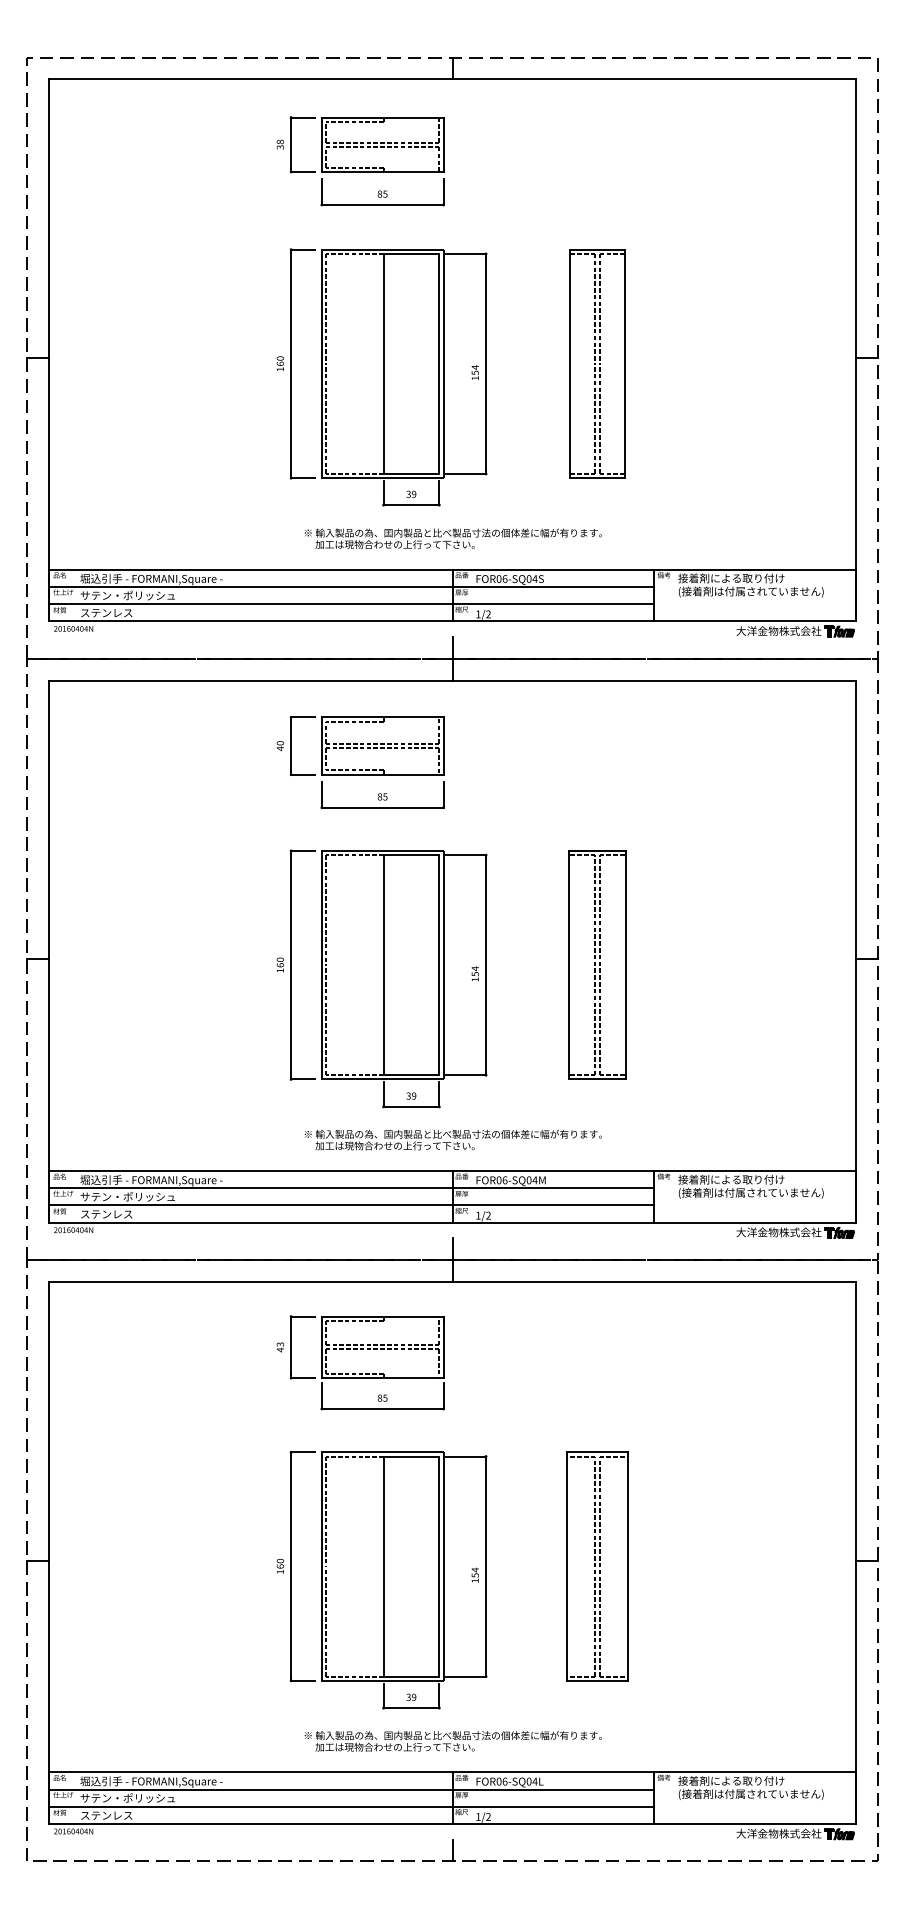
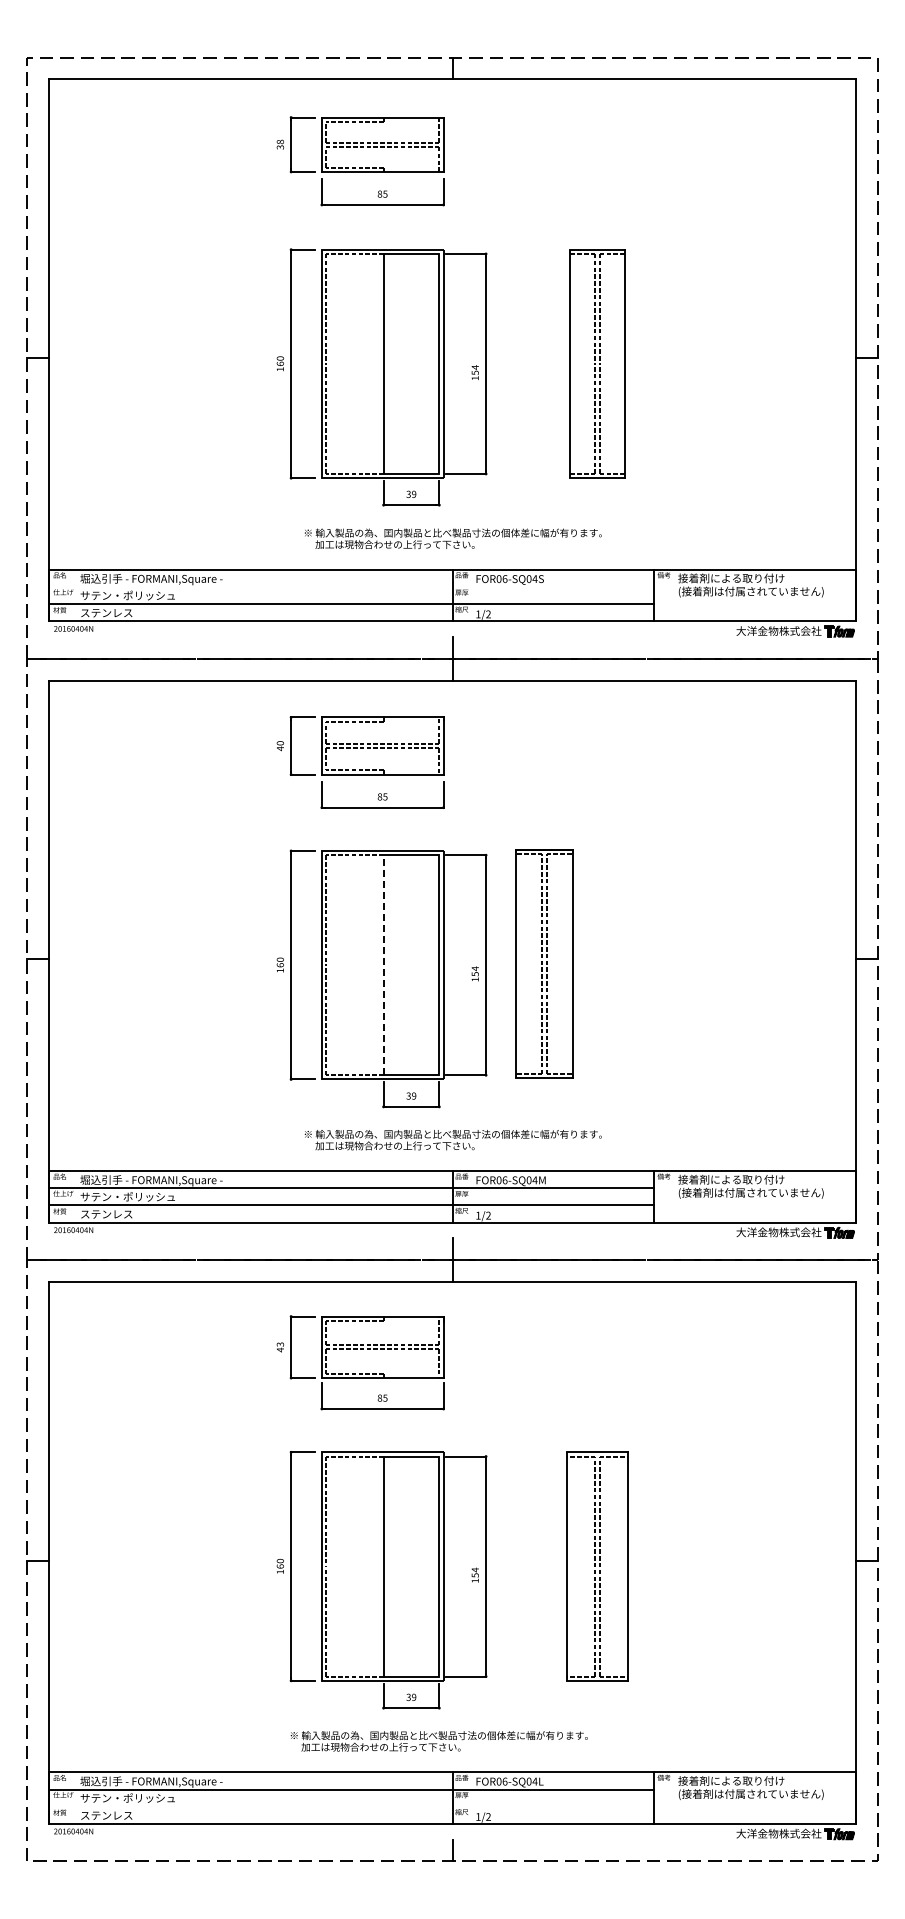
line: present -> none (351, 587)
part position: (597, 964) -> (544, 963) (544, 963)
line: solid -> dashed (383, 965)
text position: (452, 1741) -> (438, 1741) (438, 1741)
line: present -> none (351, 1806)
